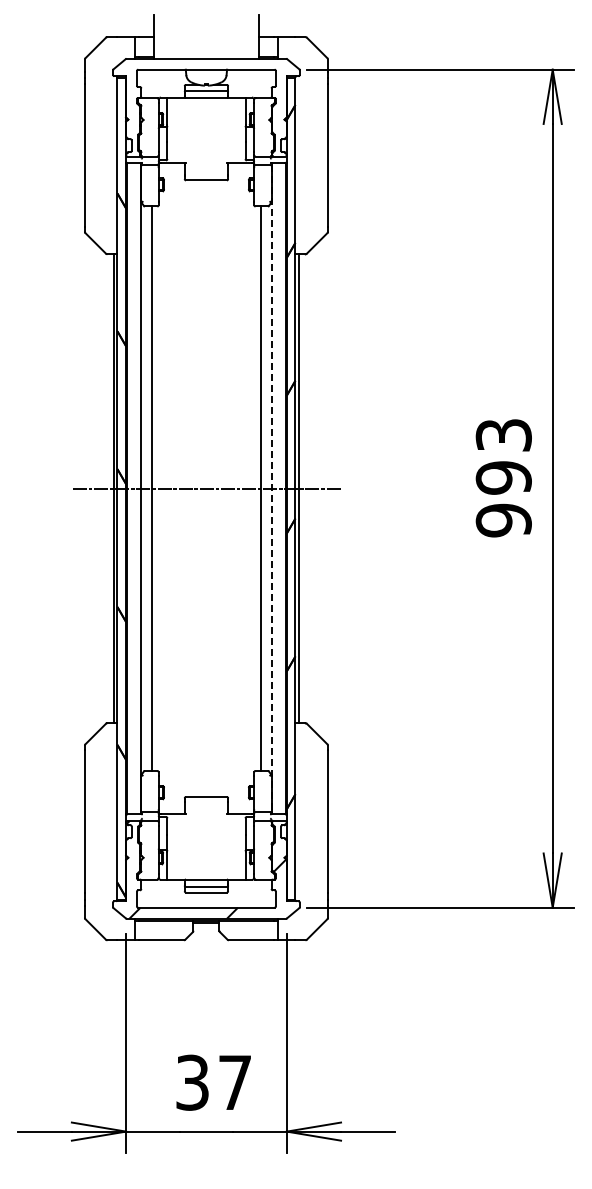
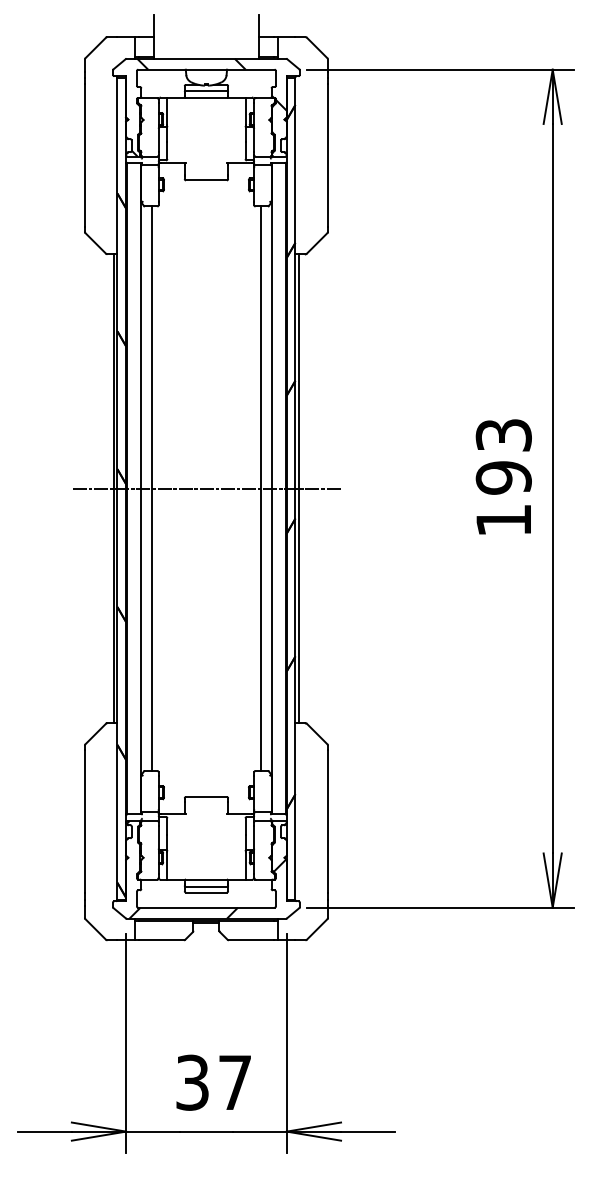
hatch: none -> present (208, 107)
line: dashed -> solid (271, 489)
text: 993 -> 193 (503, 520)
